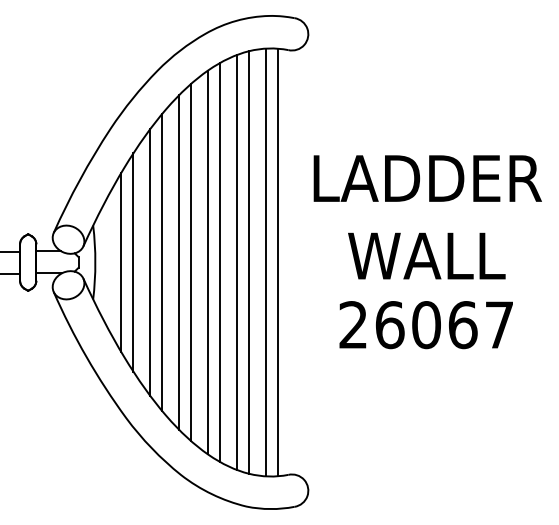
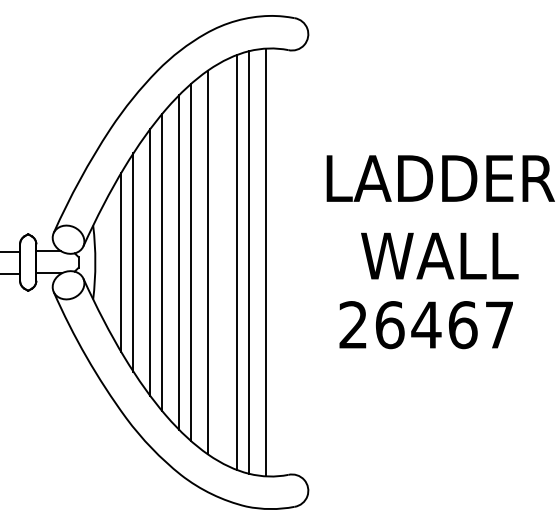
text position: (427, 217) -> (440, 217) (440, 217)
line: present -> none (220, 262)
line: present -> none (277, 262)
text: 26067 -> 26467 (426, 325)
